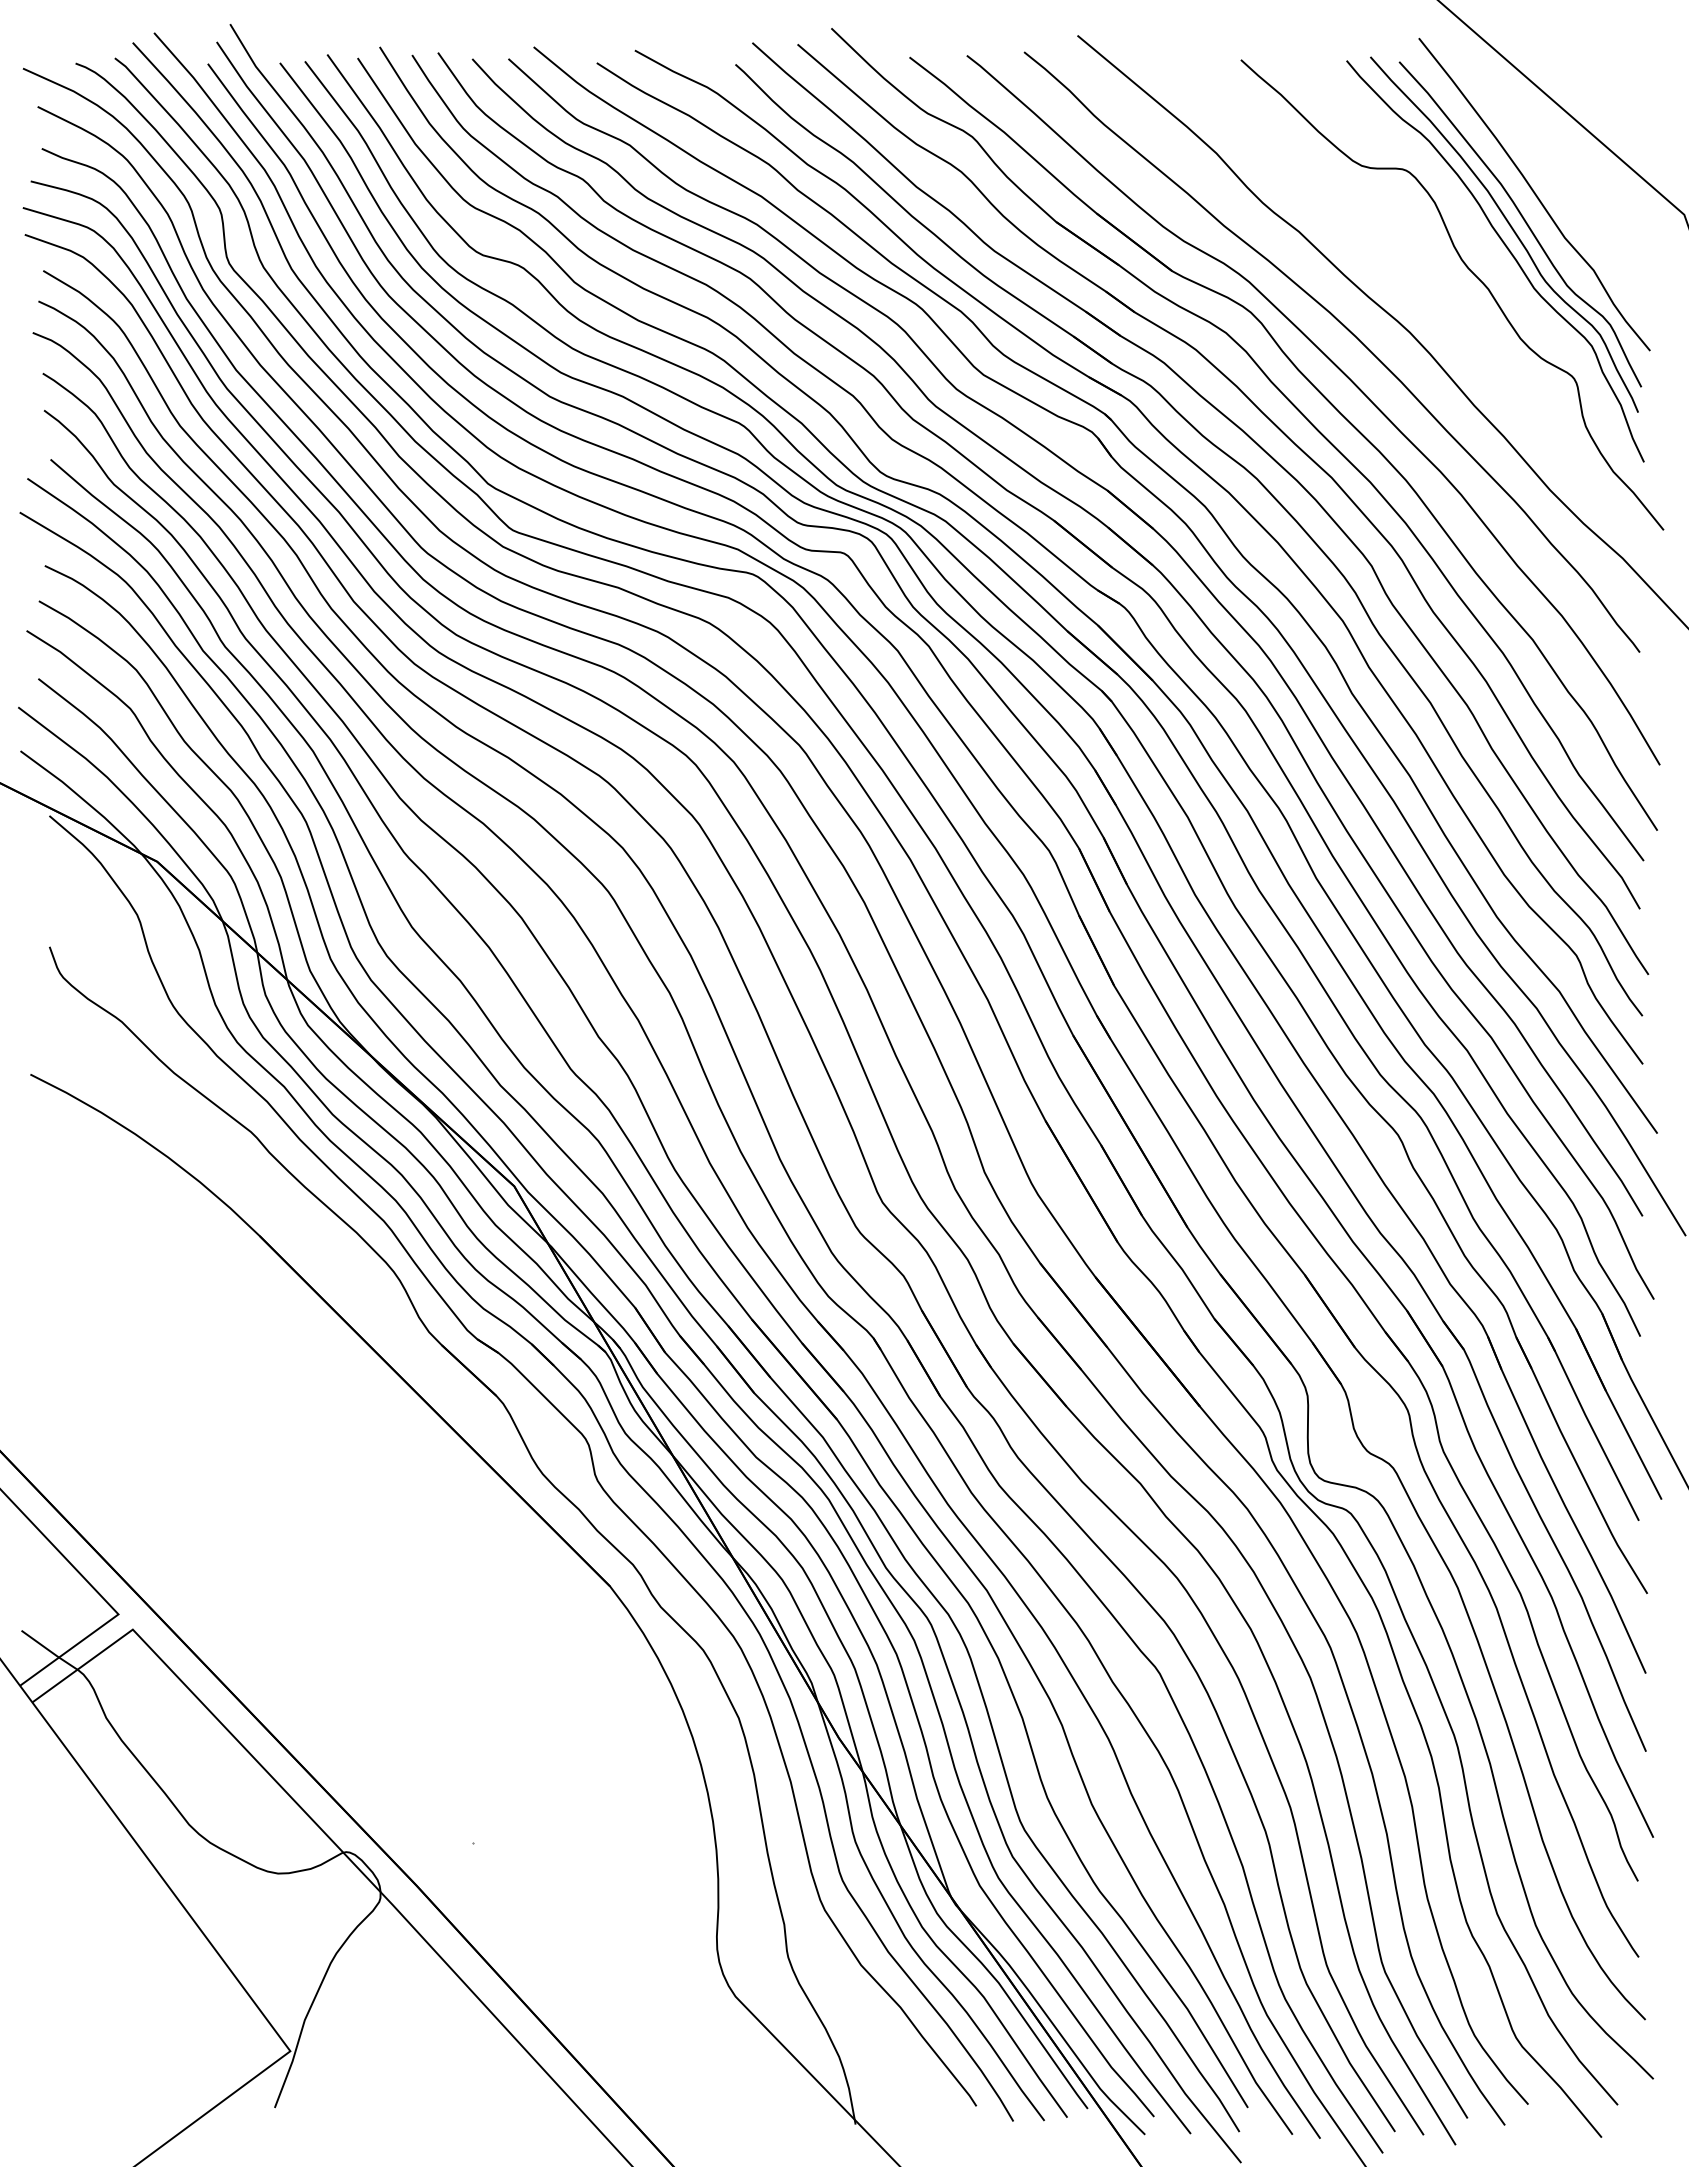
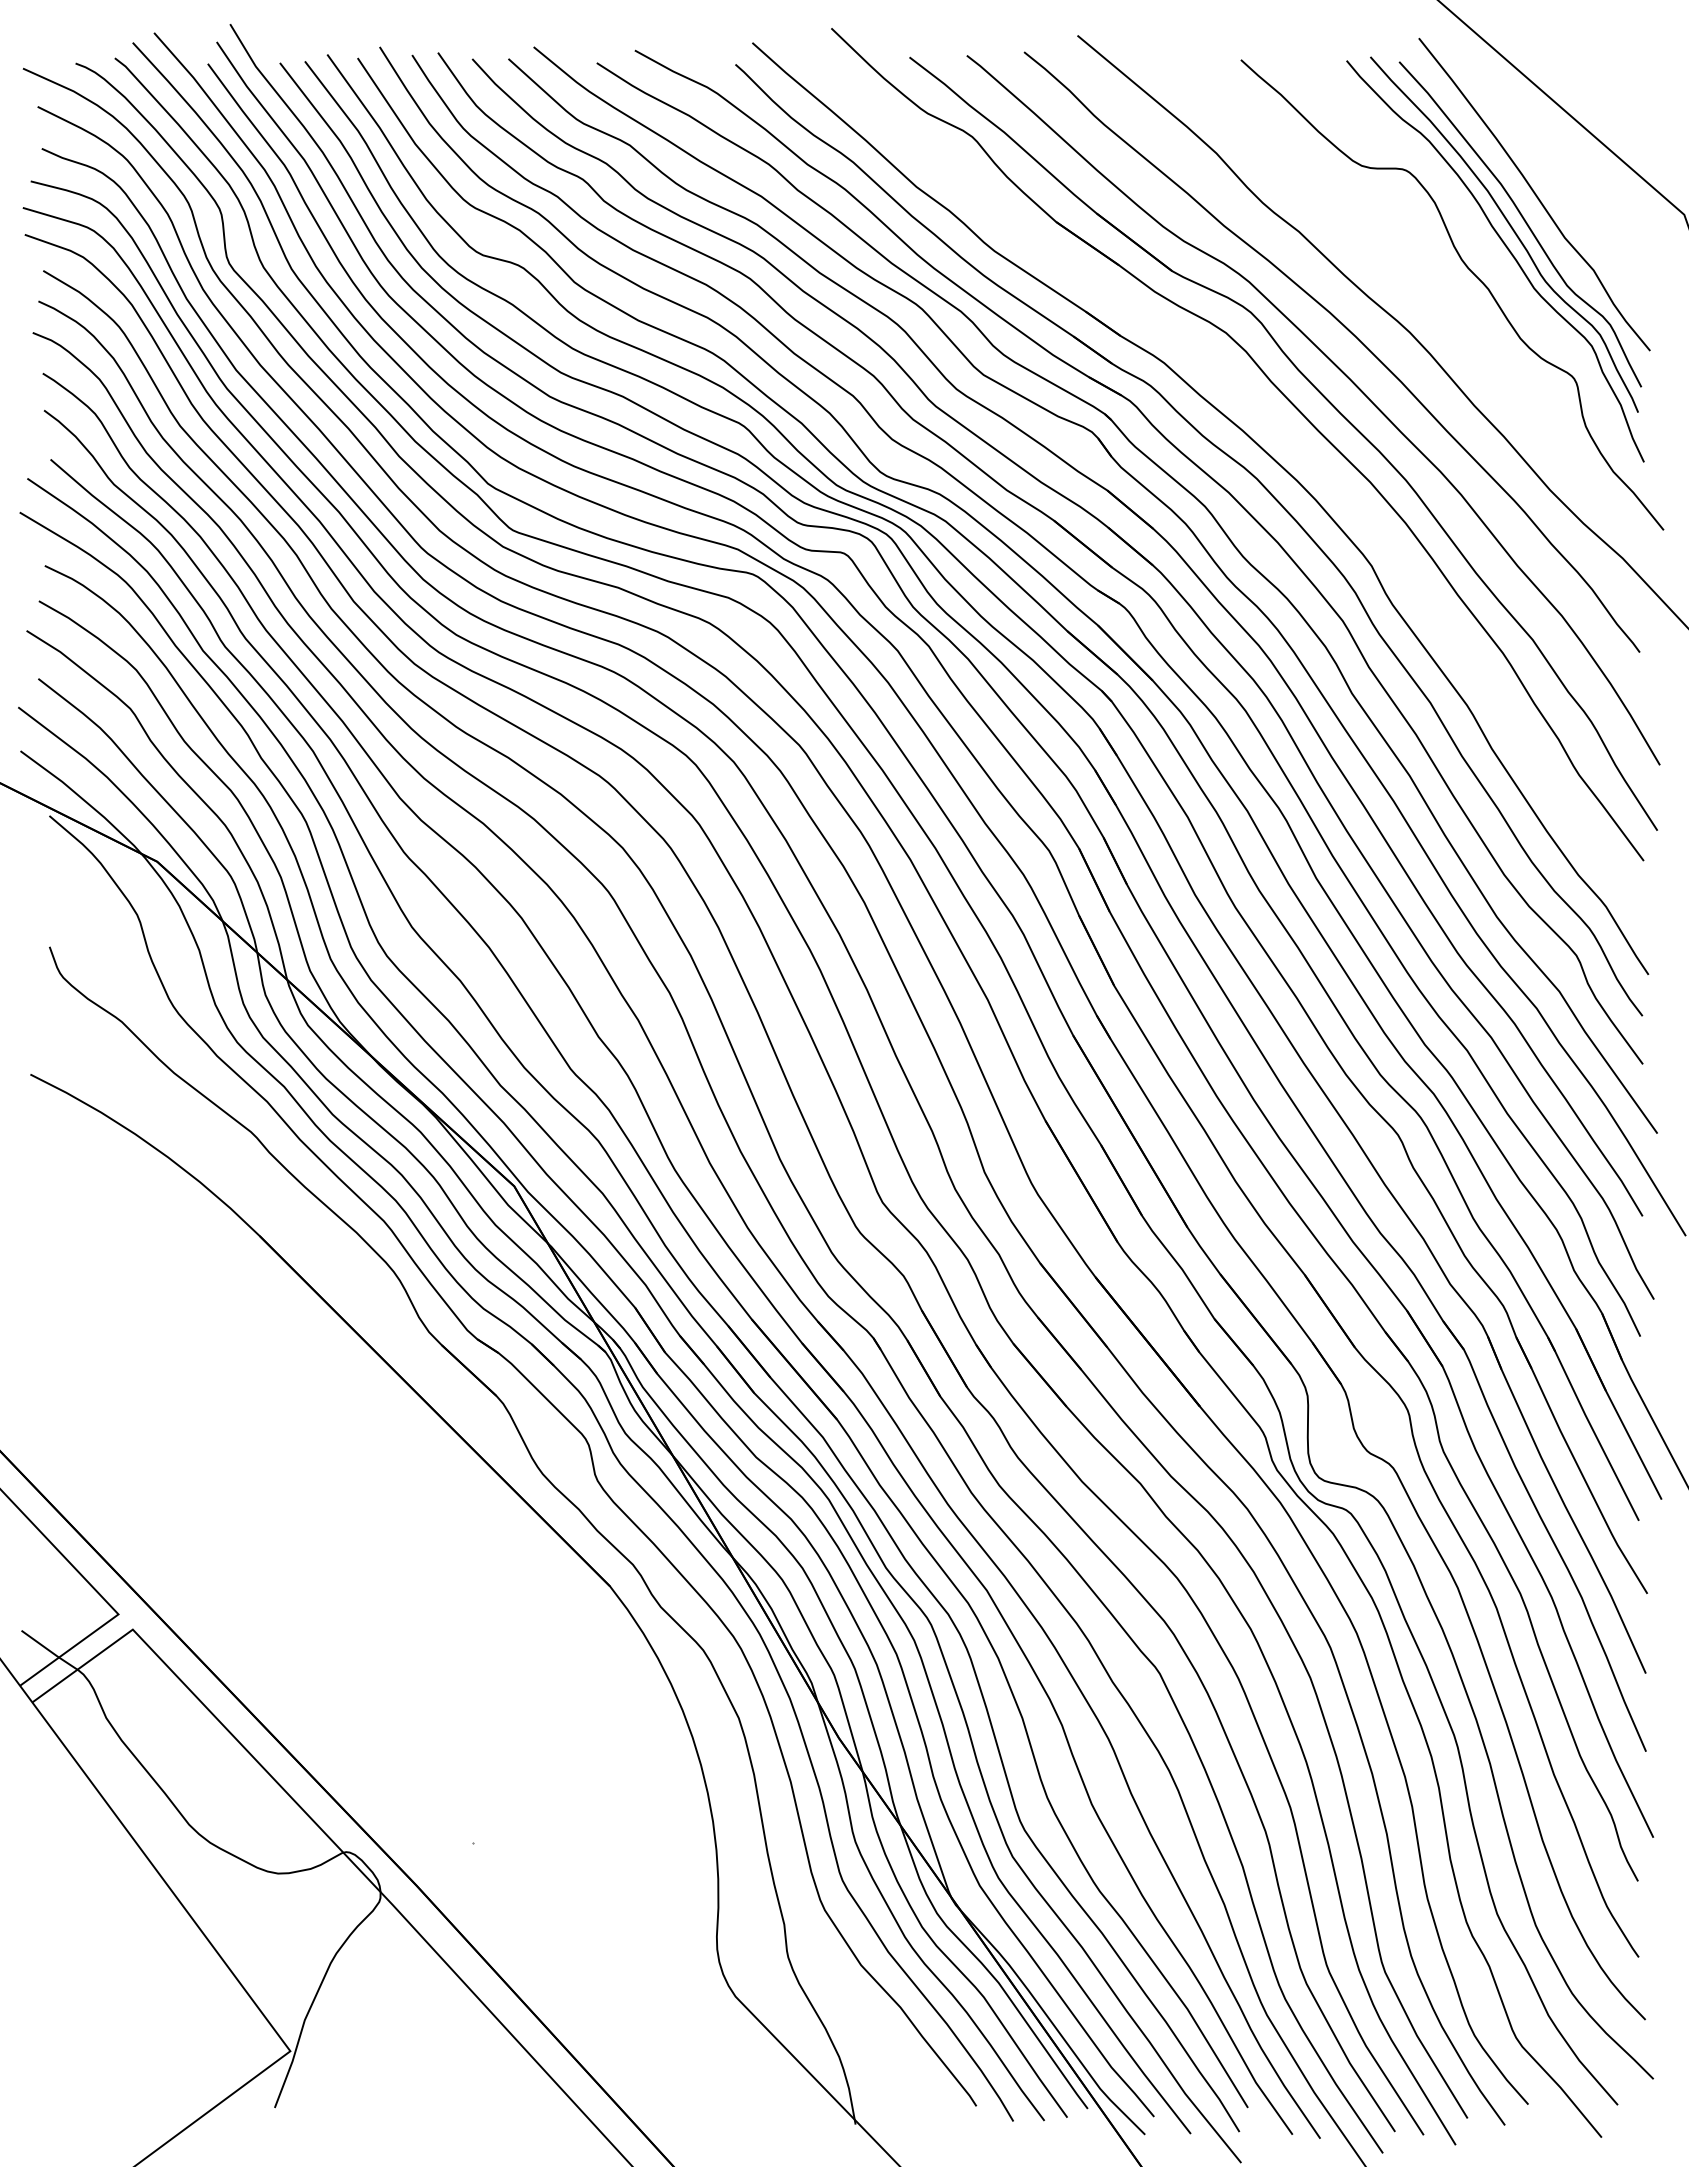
part: present -> none (1271, 422)
